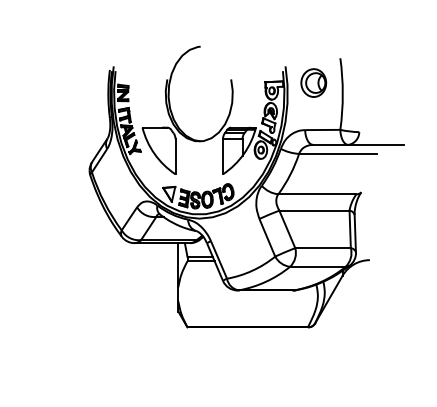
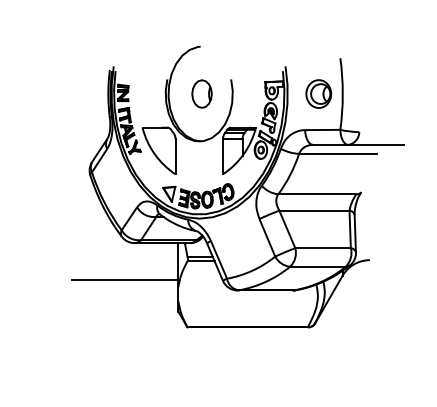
part position: (313, 82) -> (318, 93) (318, 93)
part: none -> present (201, 93)
line: none -> present (124, 279)
